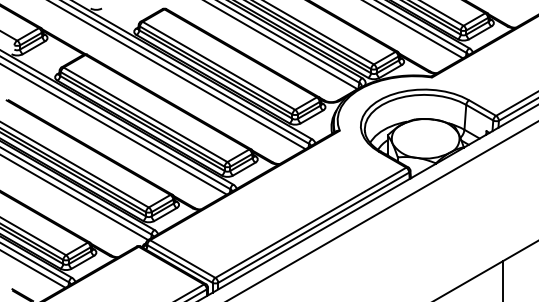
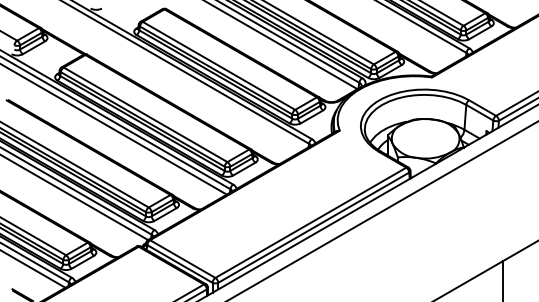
line: present -> none (413, 30)
line: present -> none (178, 75)
